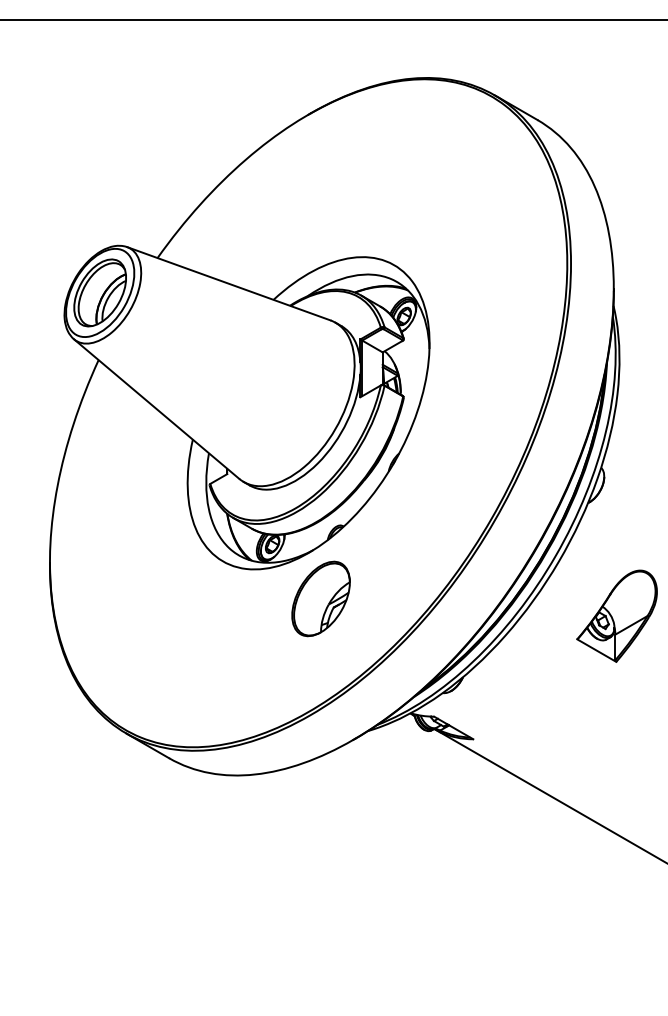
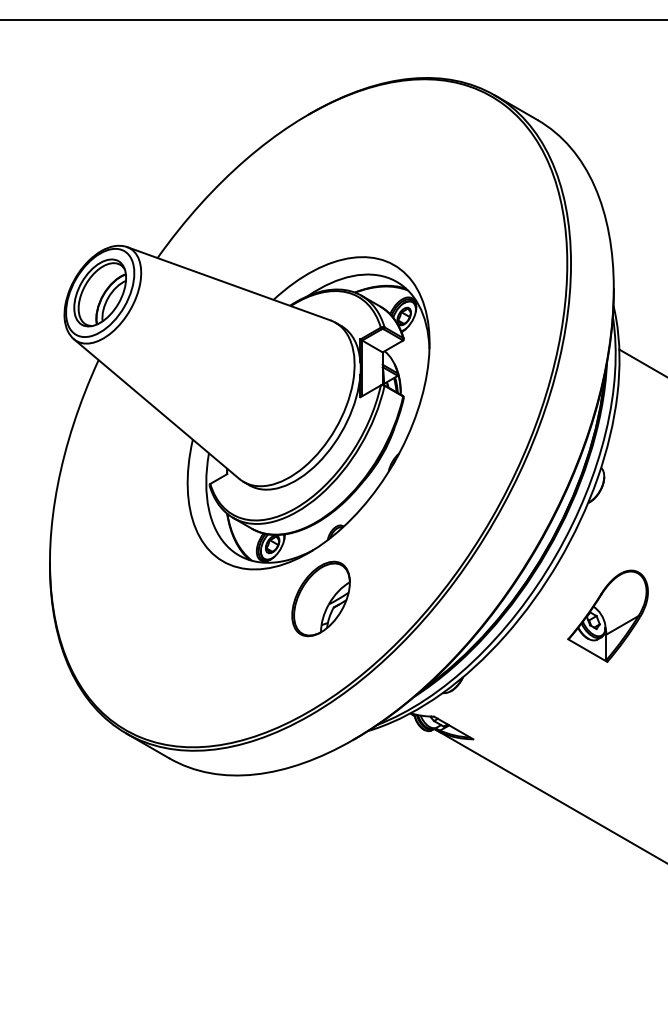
line: none -> present (641, 362)
part position: (616, 615) -> (607, 615) (607, 615)
